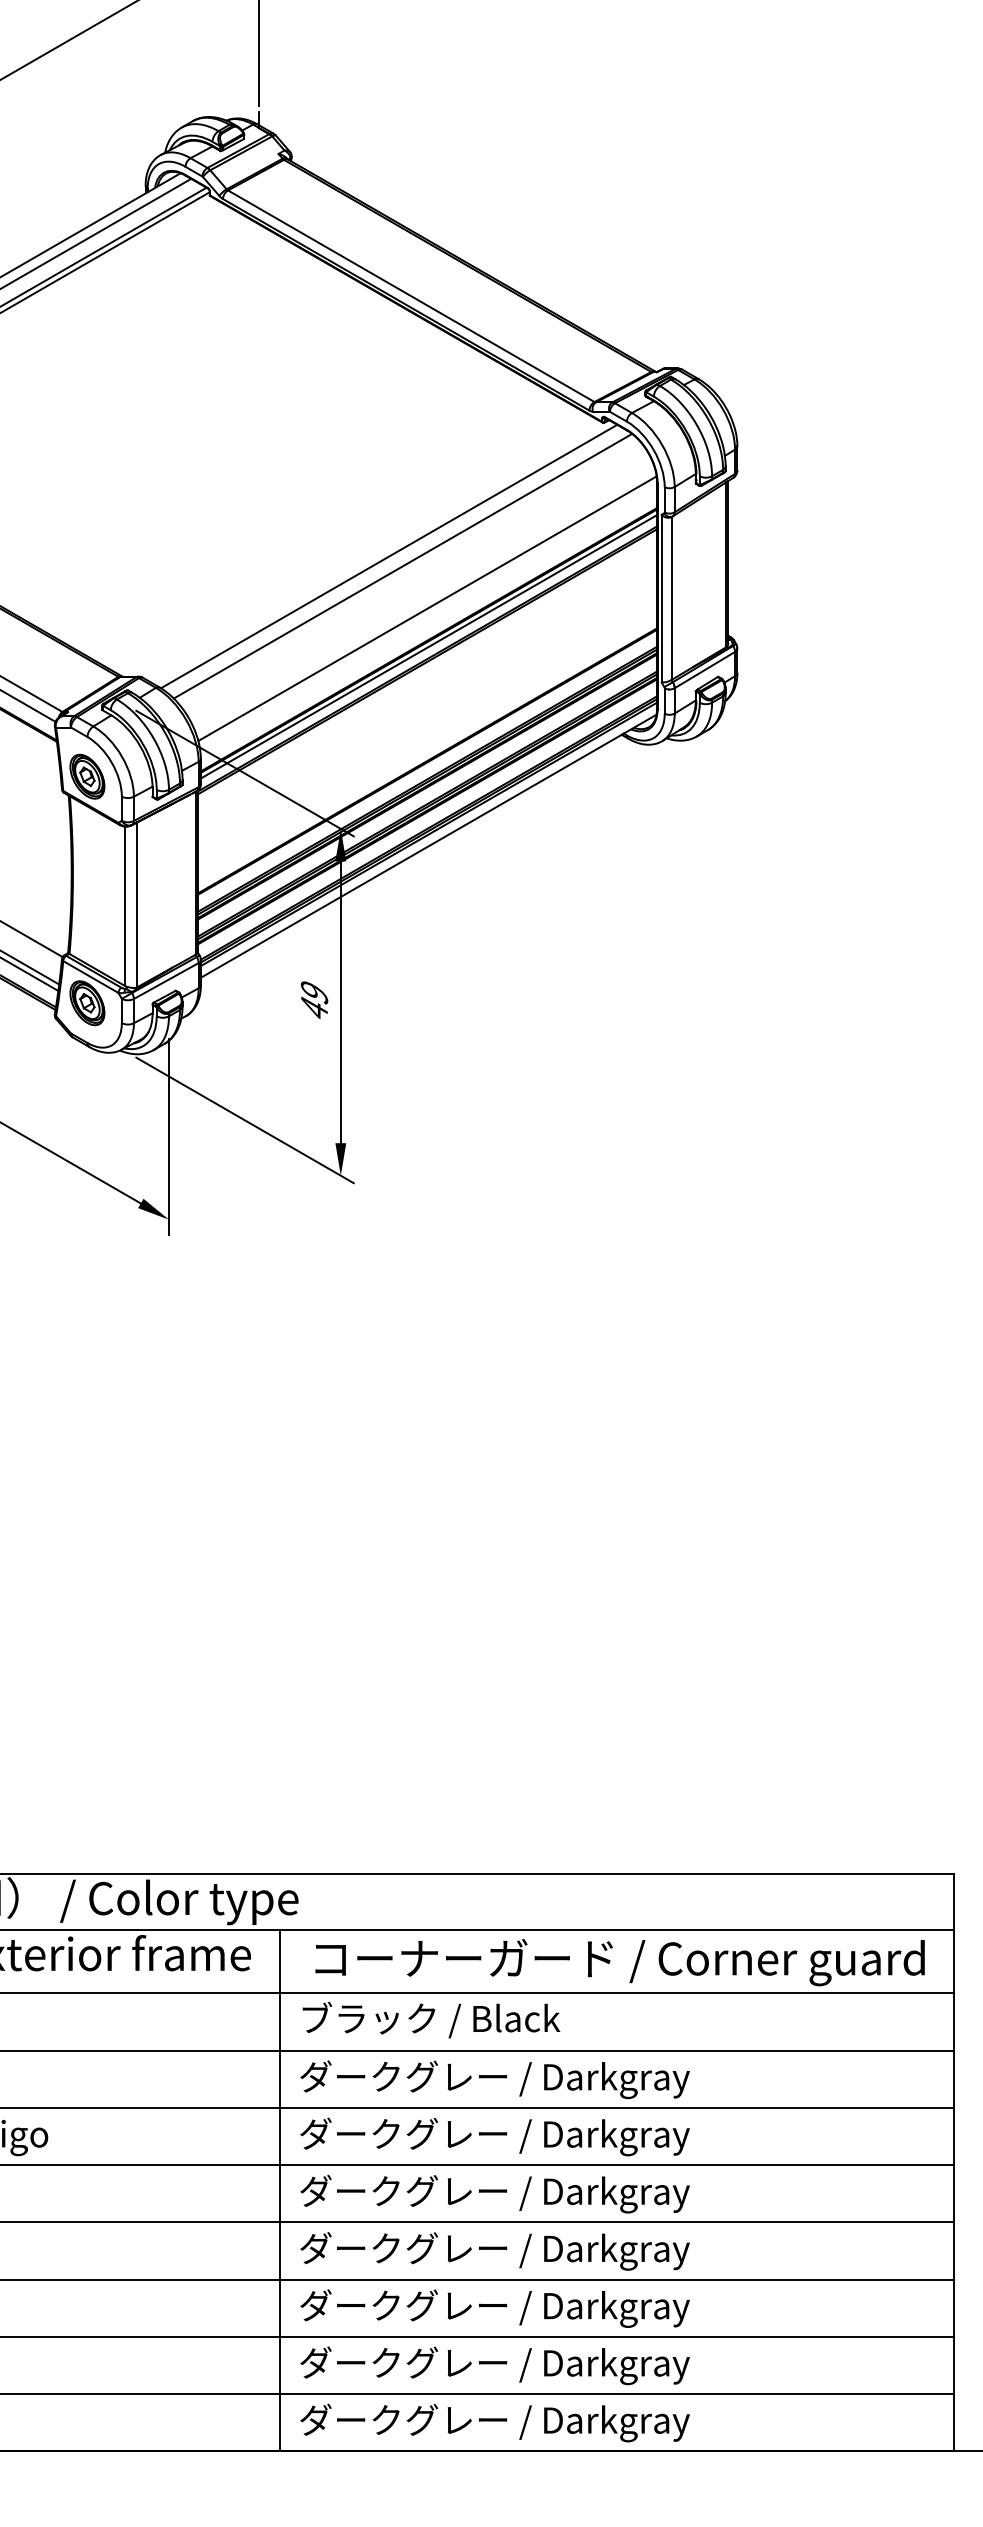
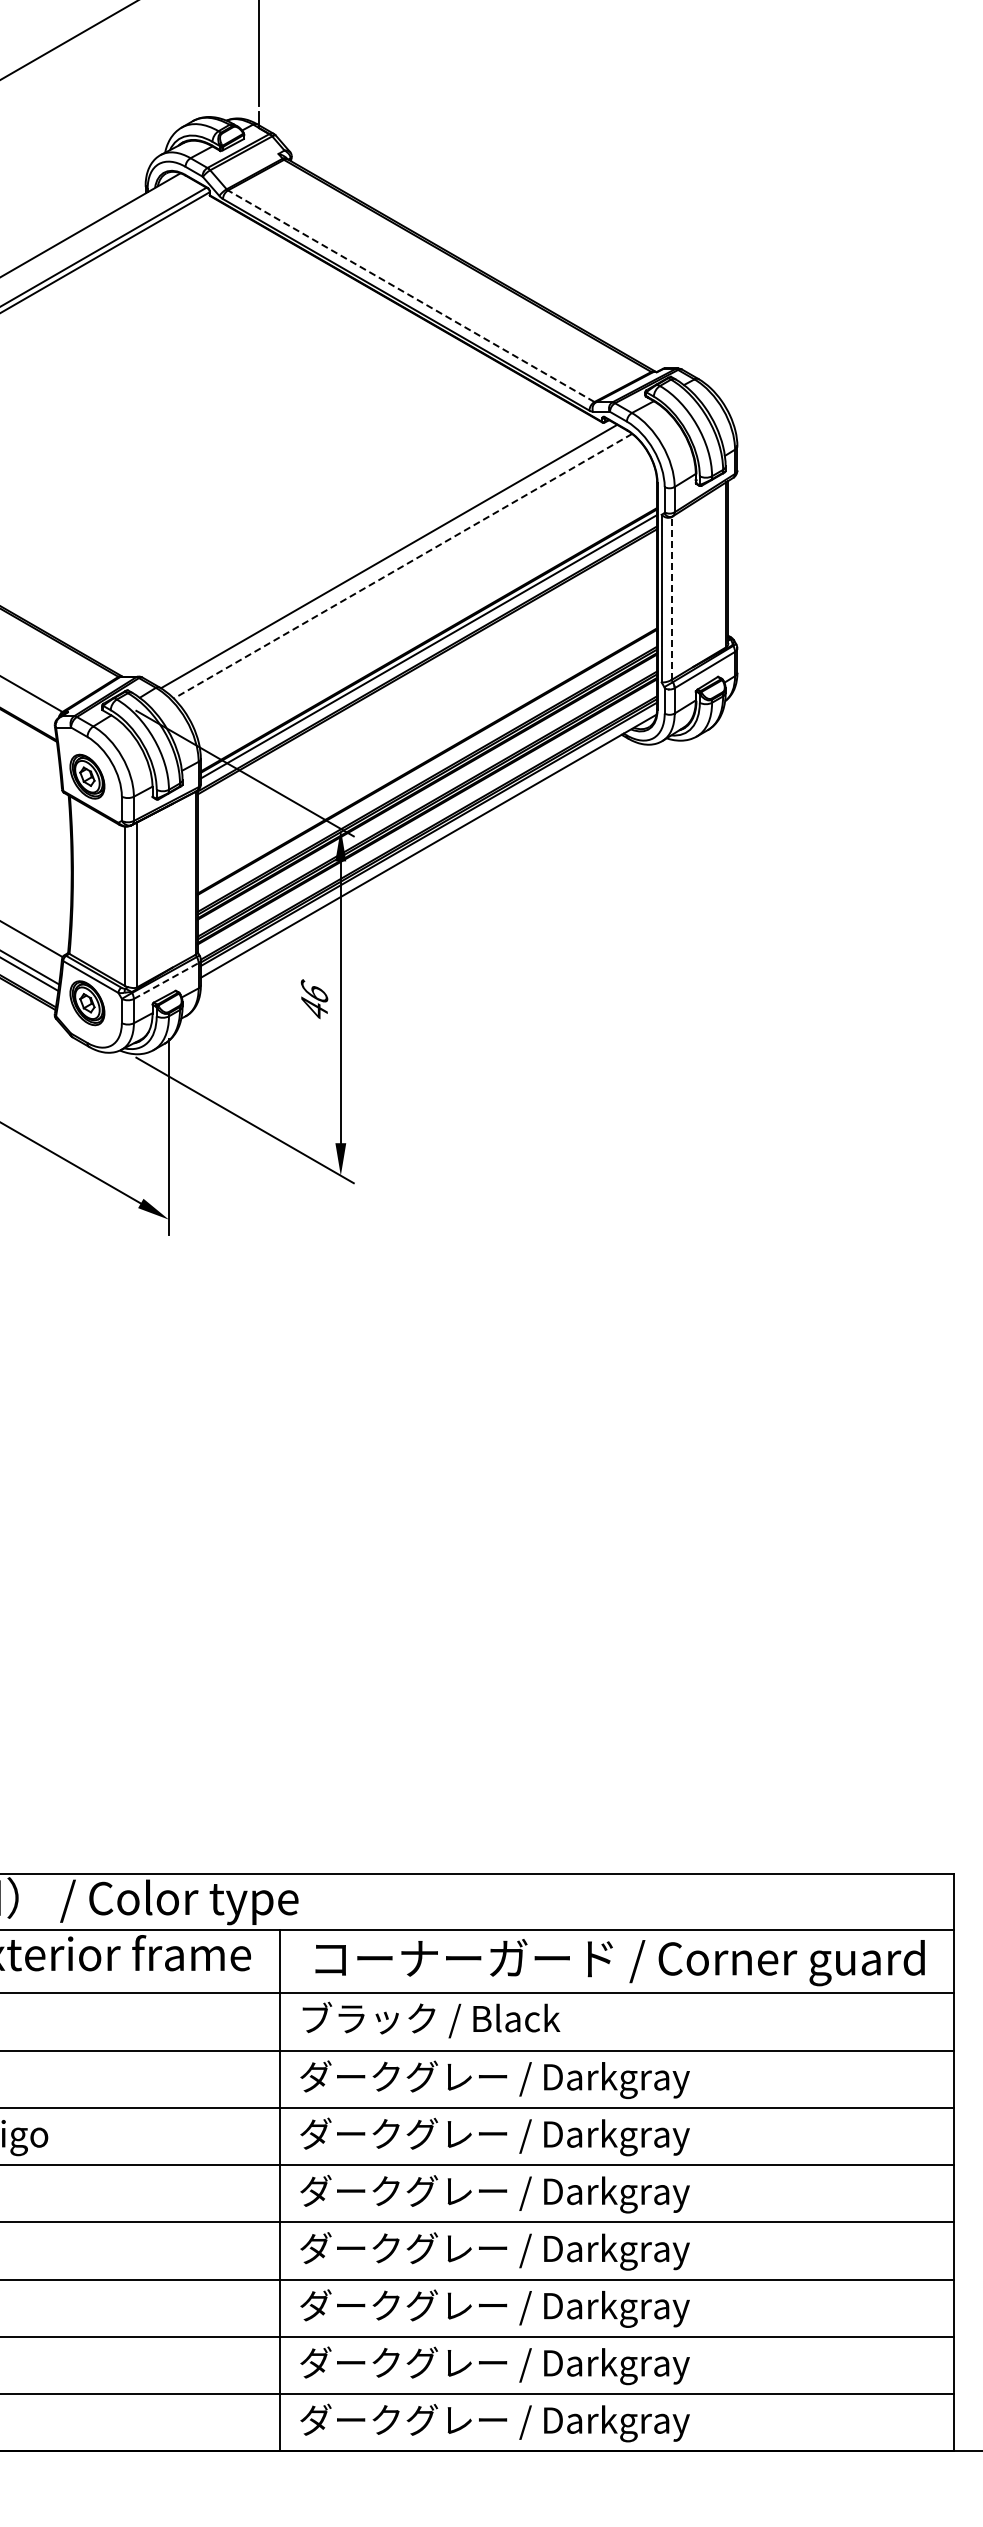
line: present -> none (96, 233)
line: solid -> dashed (411, 296)
line: solid -> dashed (403, 566)
line: solid -> dashed (671, 598)
line: present -> none (427, 608)
line: present -> none (28, 706)
line: solid -> dashed (166, 980)
text: 49 -> 46 (314, 991)
